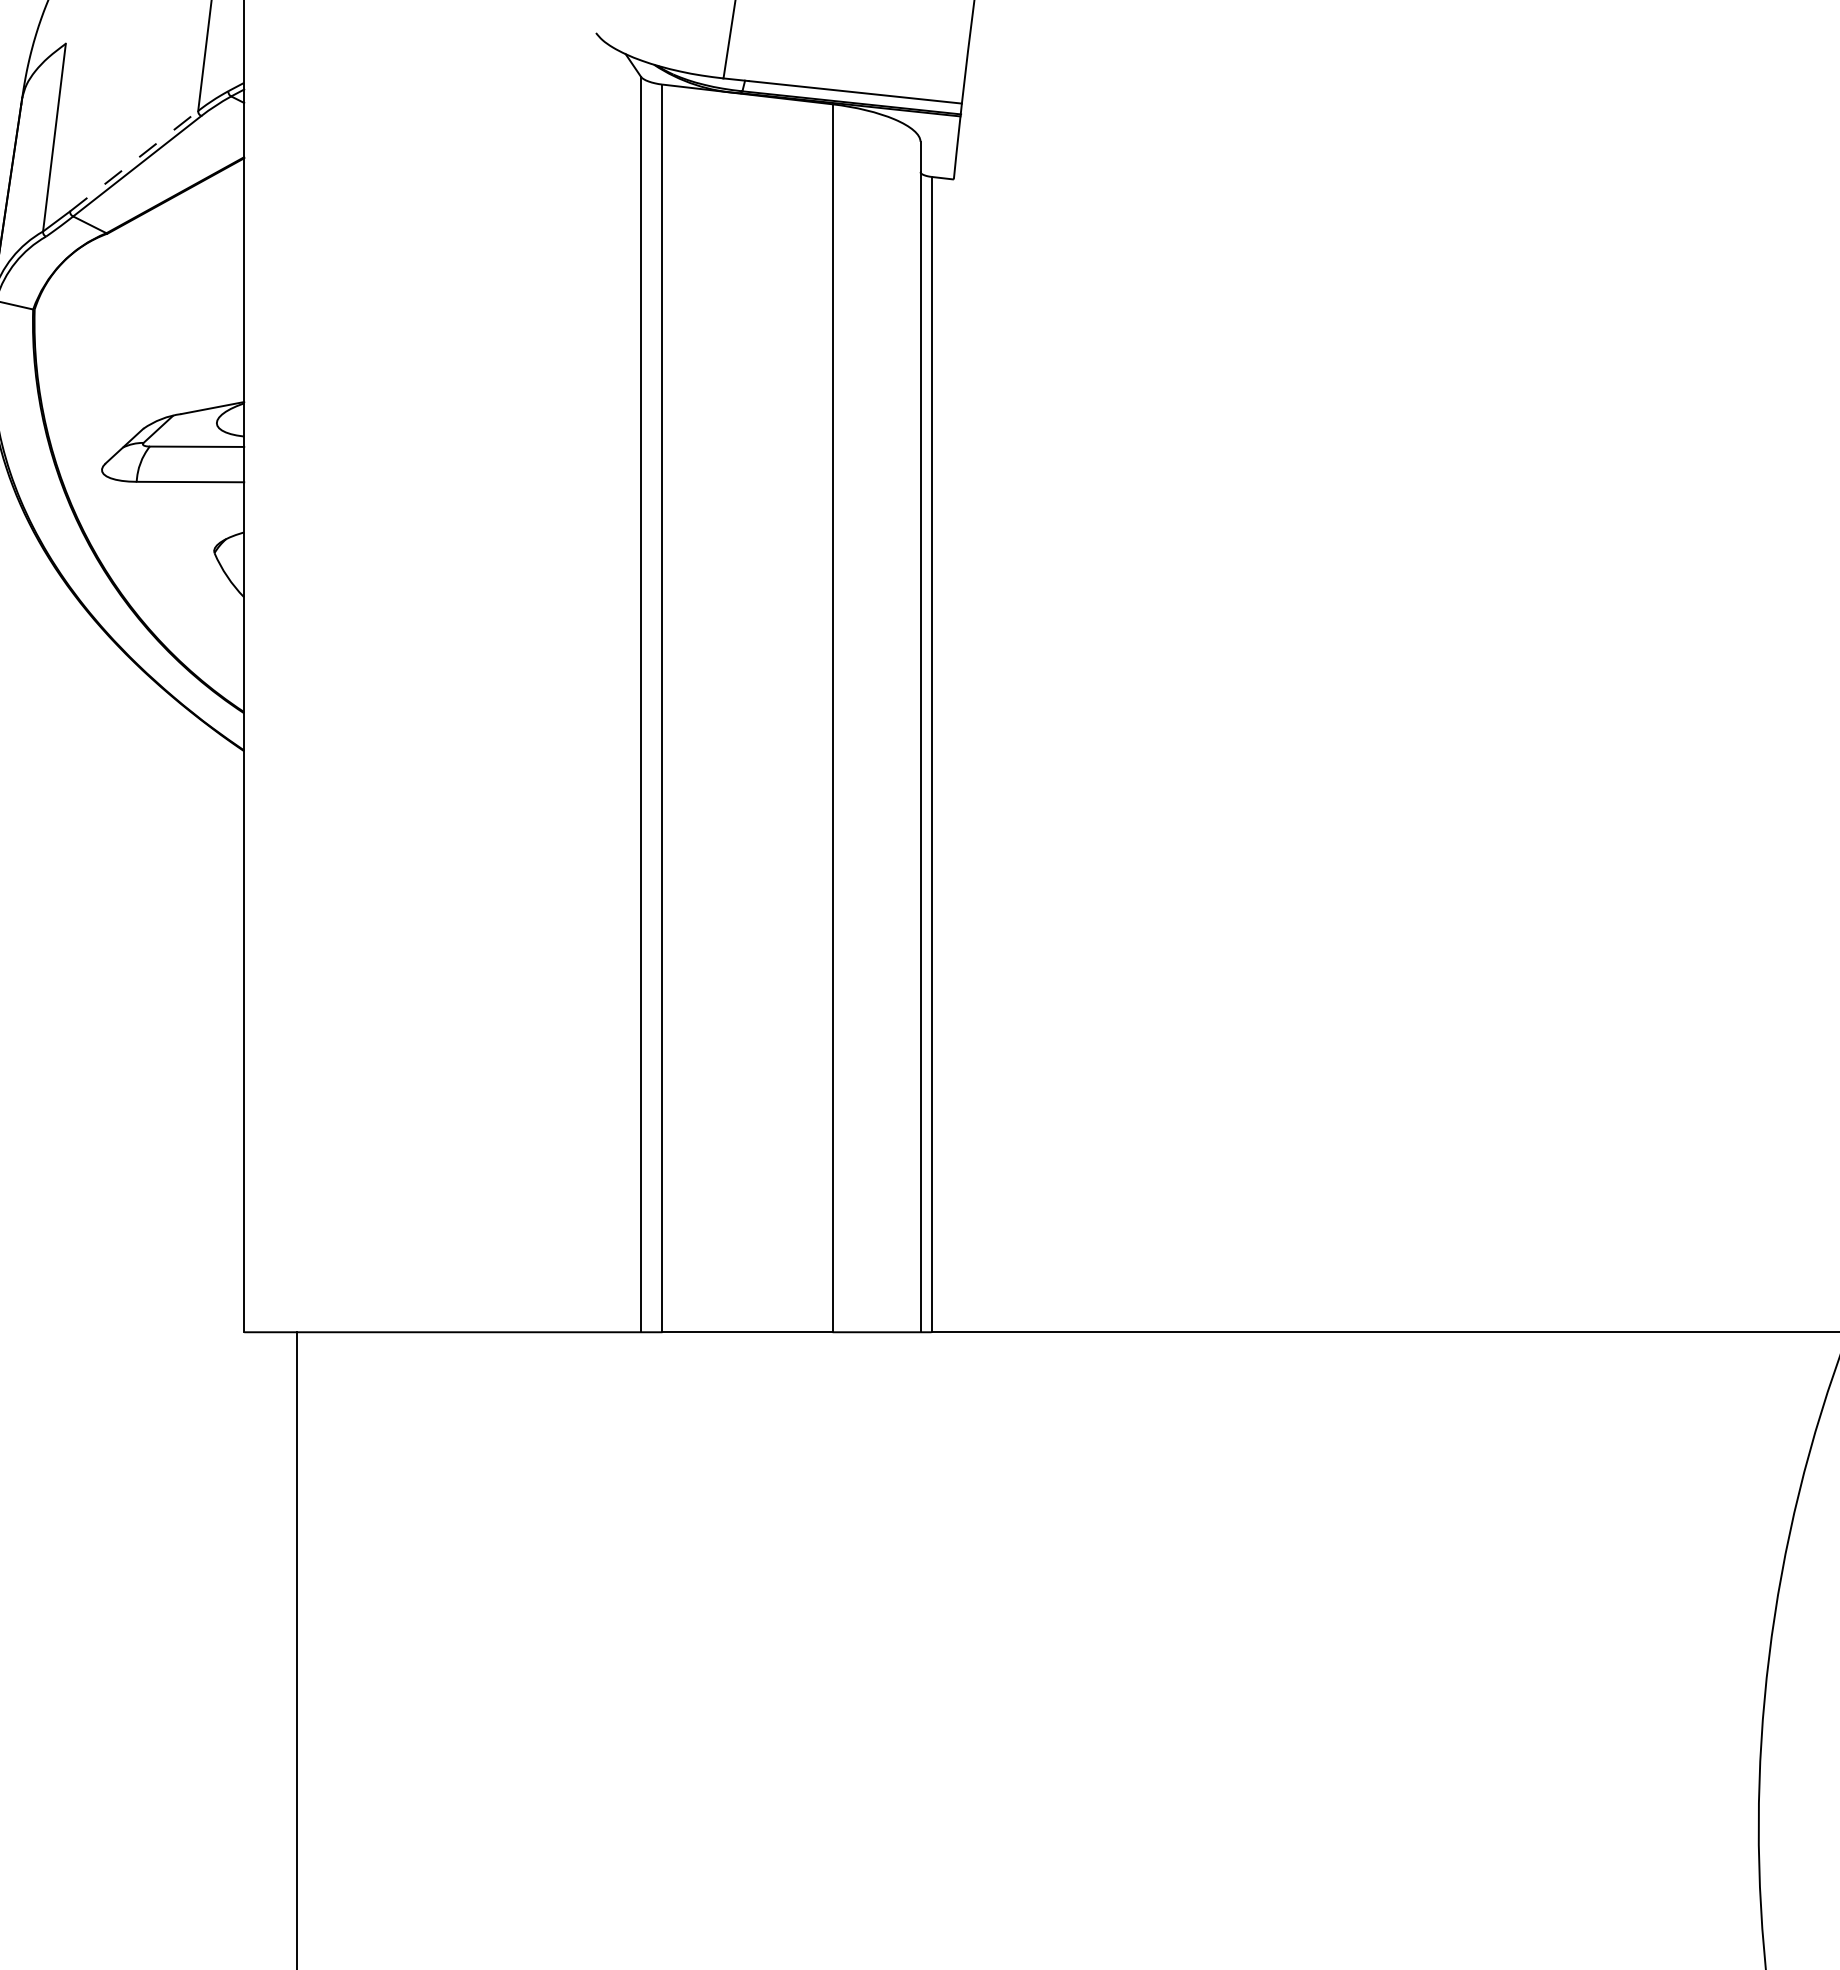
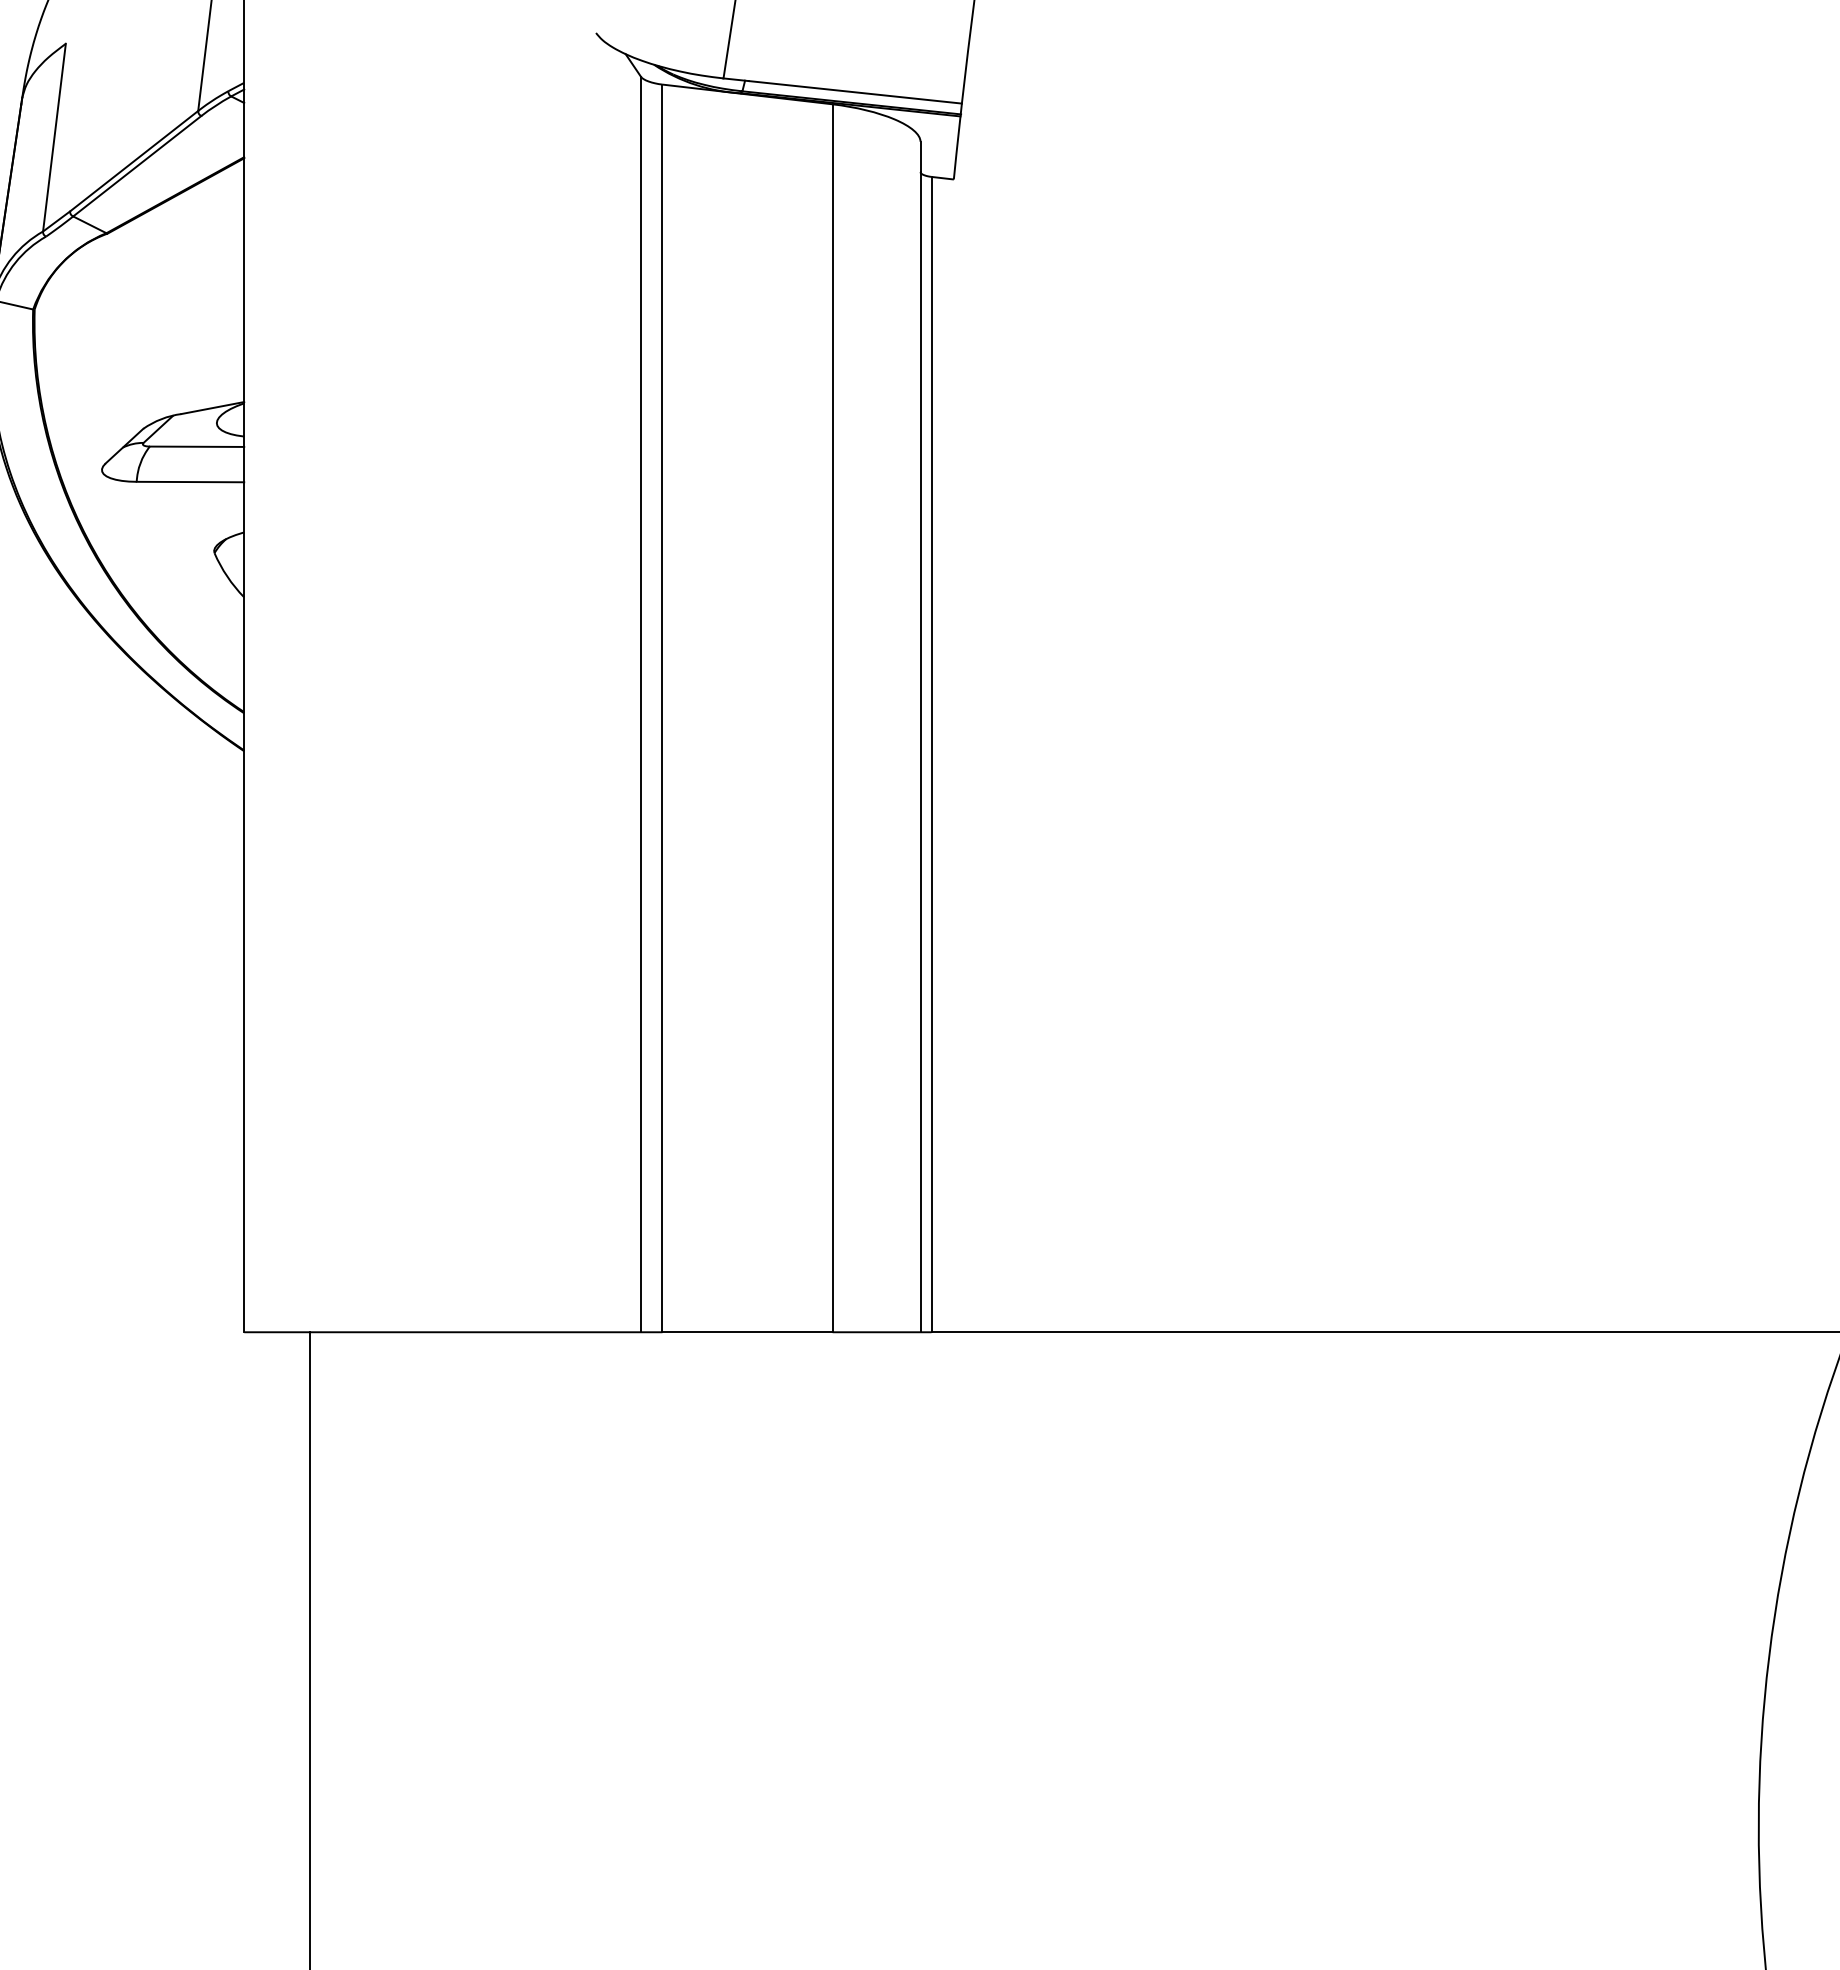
line: dashed -> solid (134, 160)
line position: (297, 1649) -> (310, 1649) (310, 1649)
